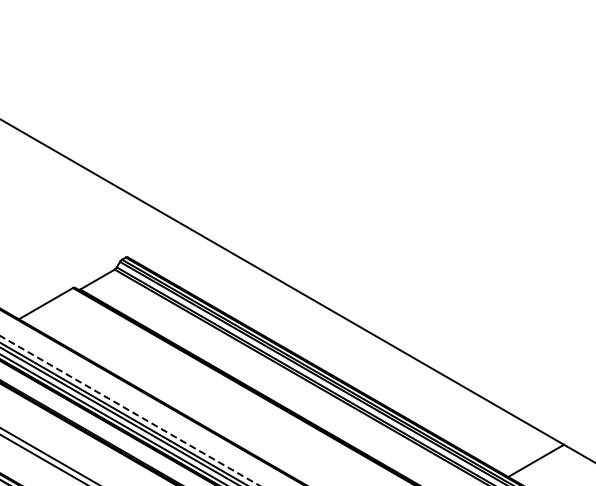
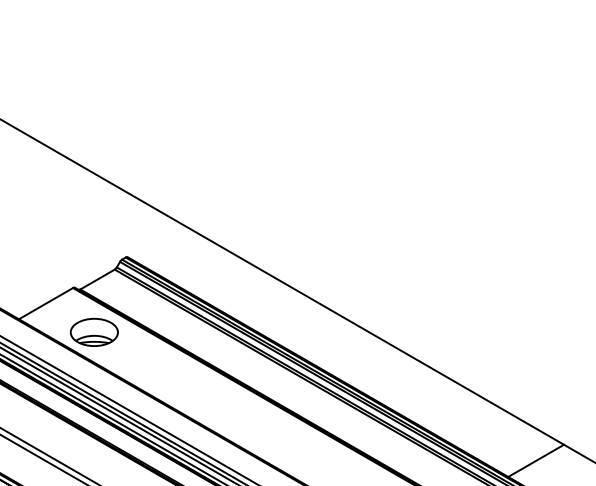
part: none -> present (93, 331)
line: dashed -> solid (129, 410)
